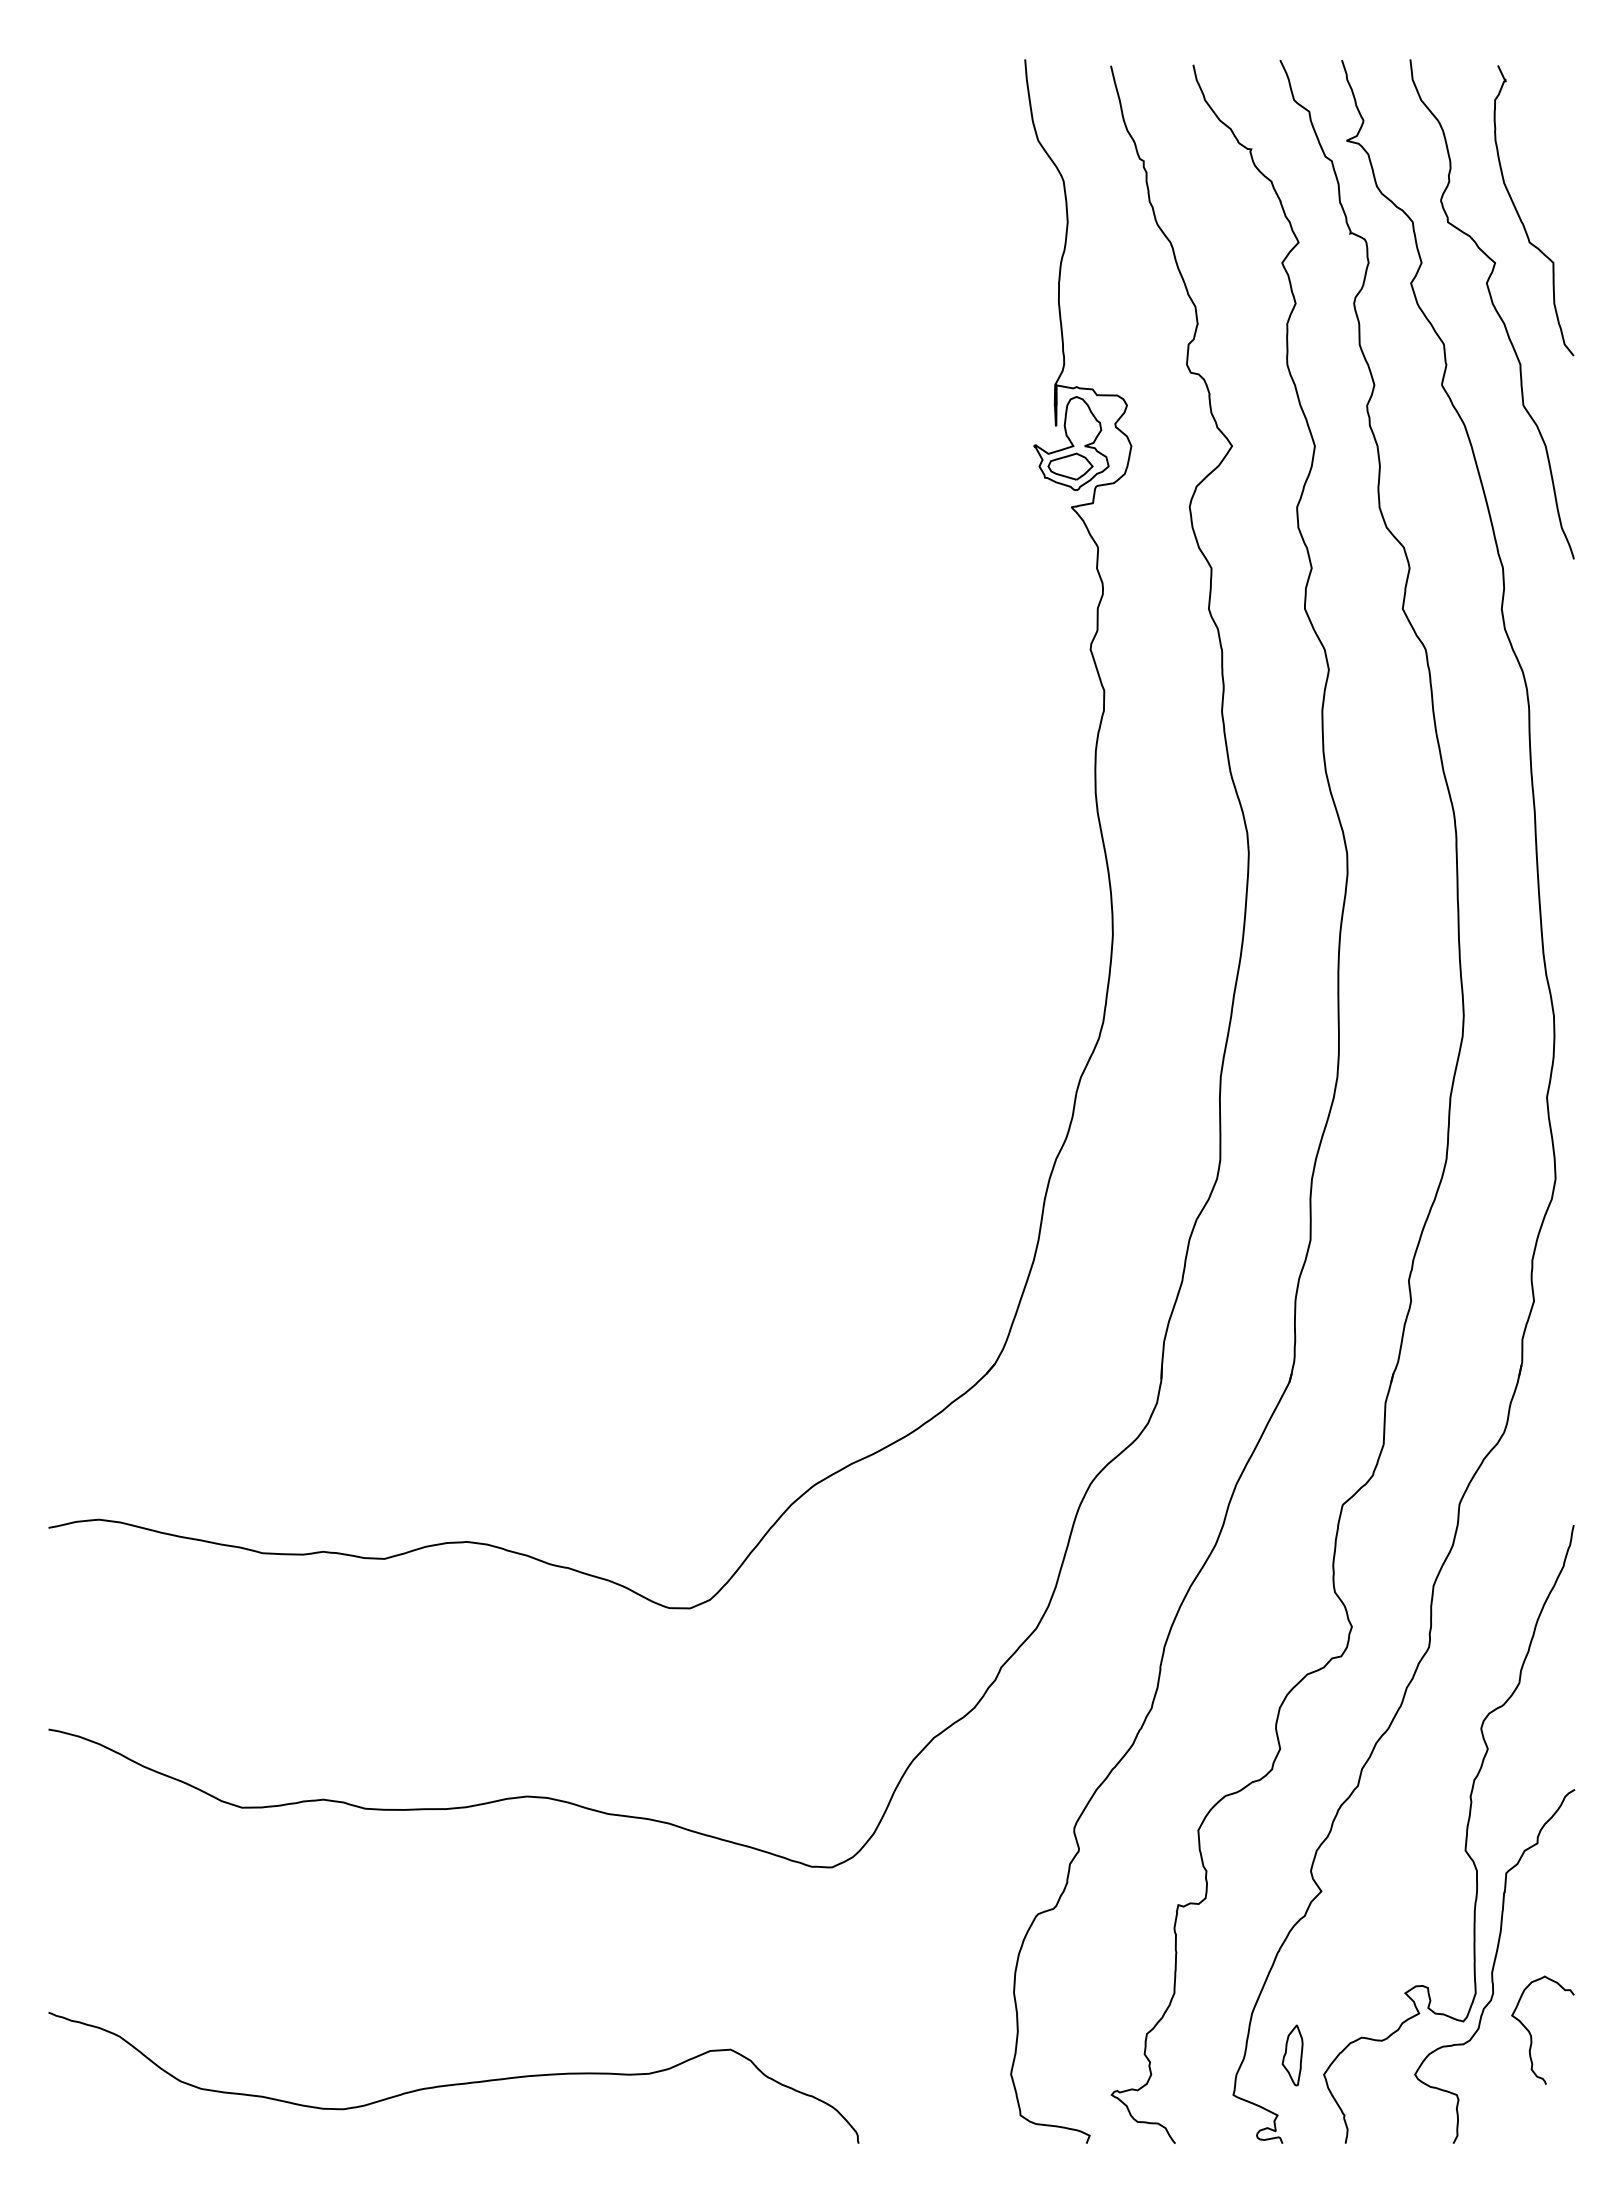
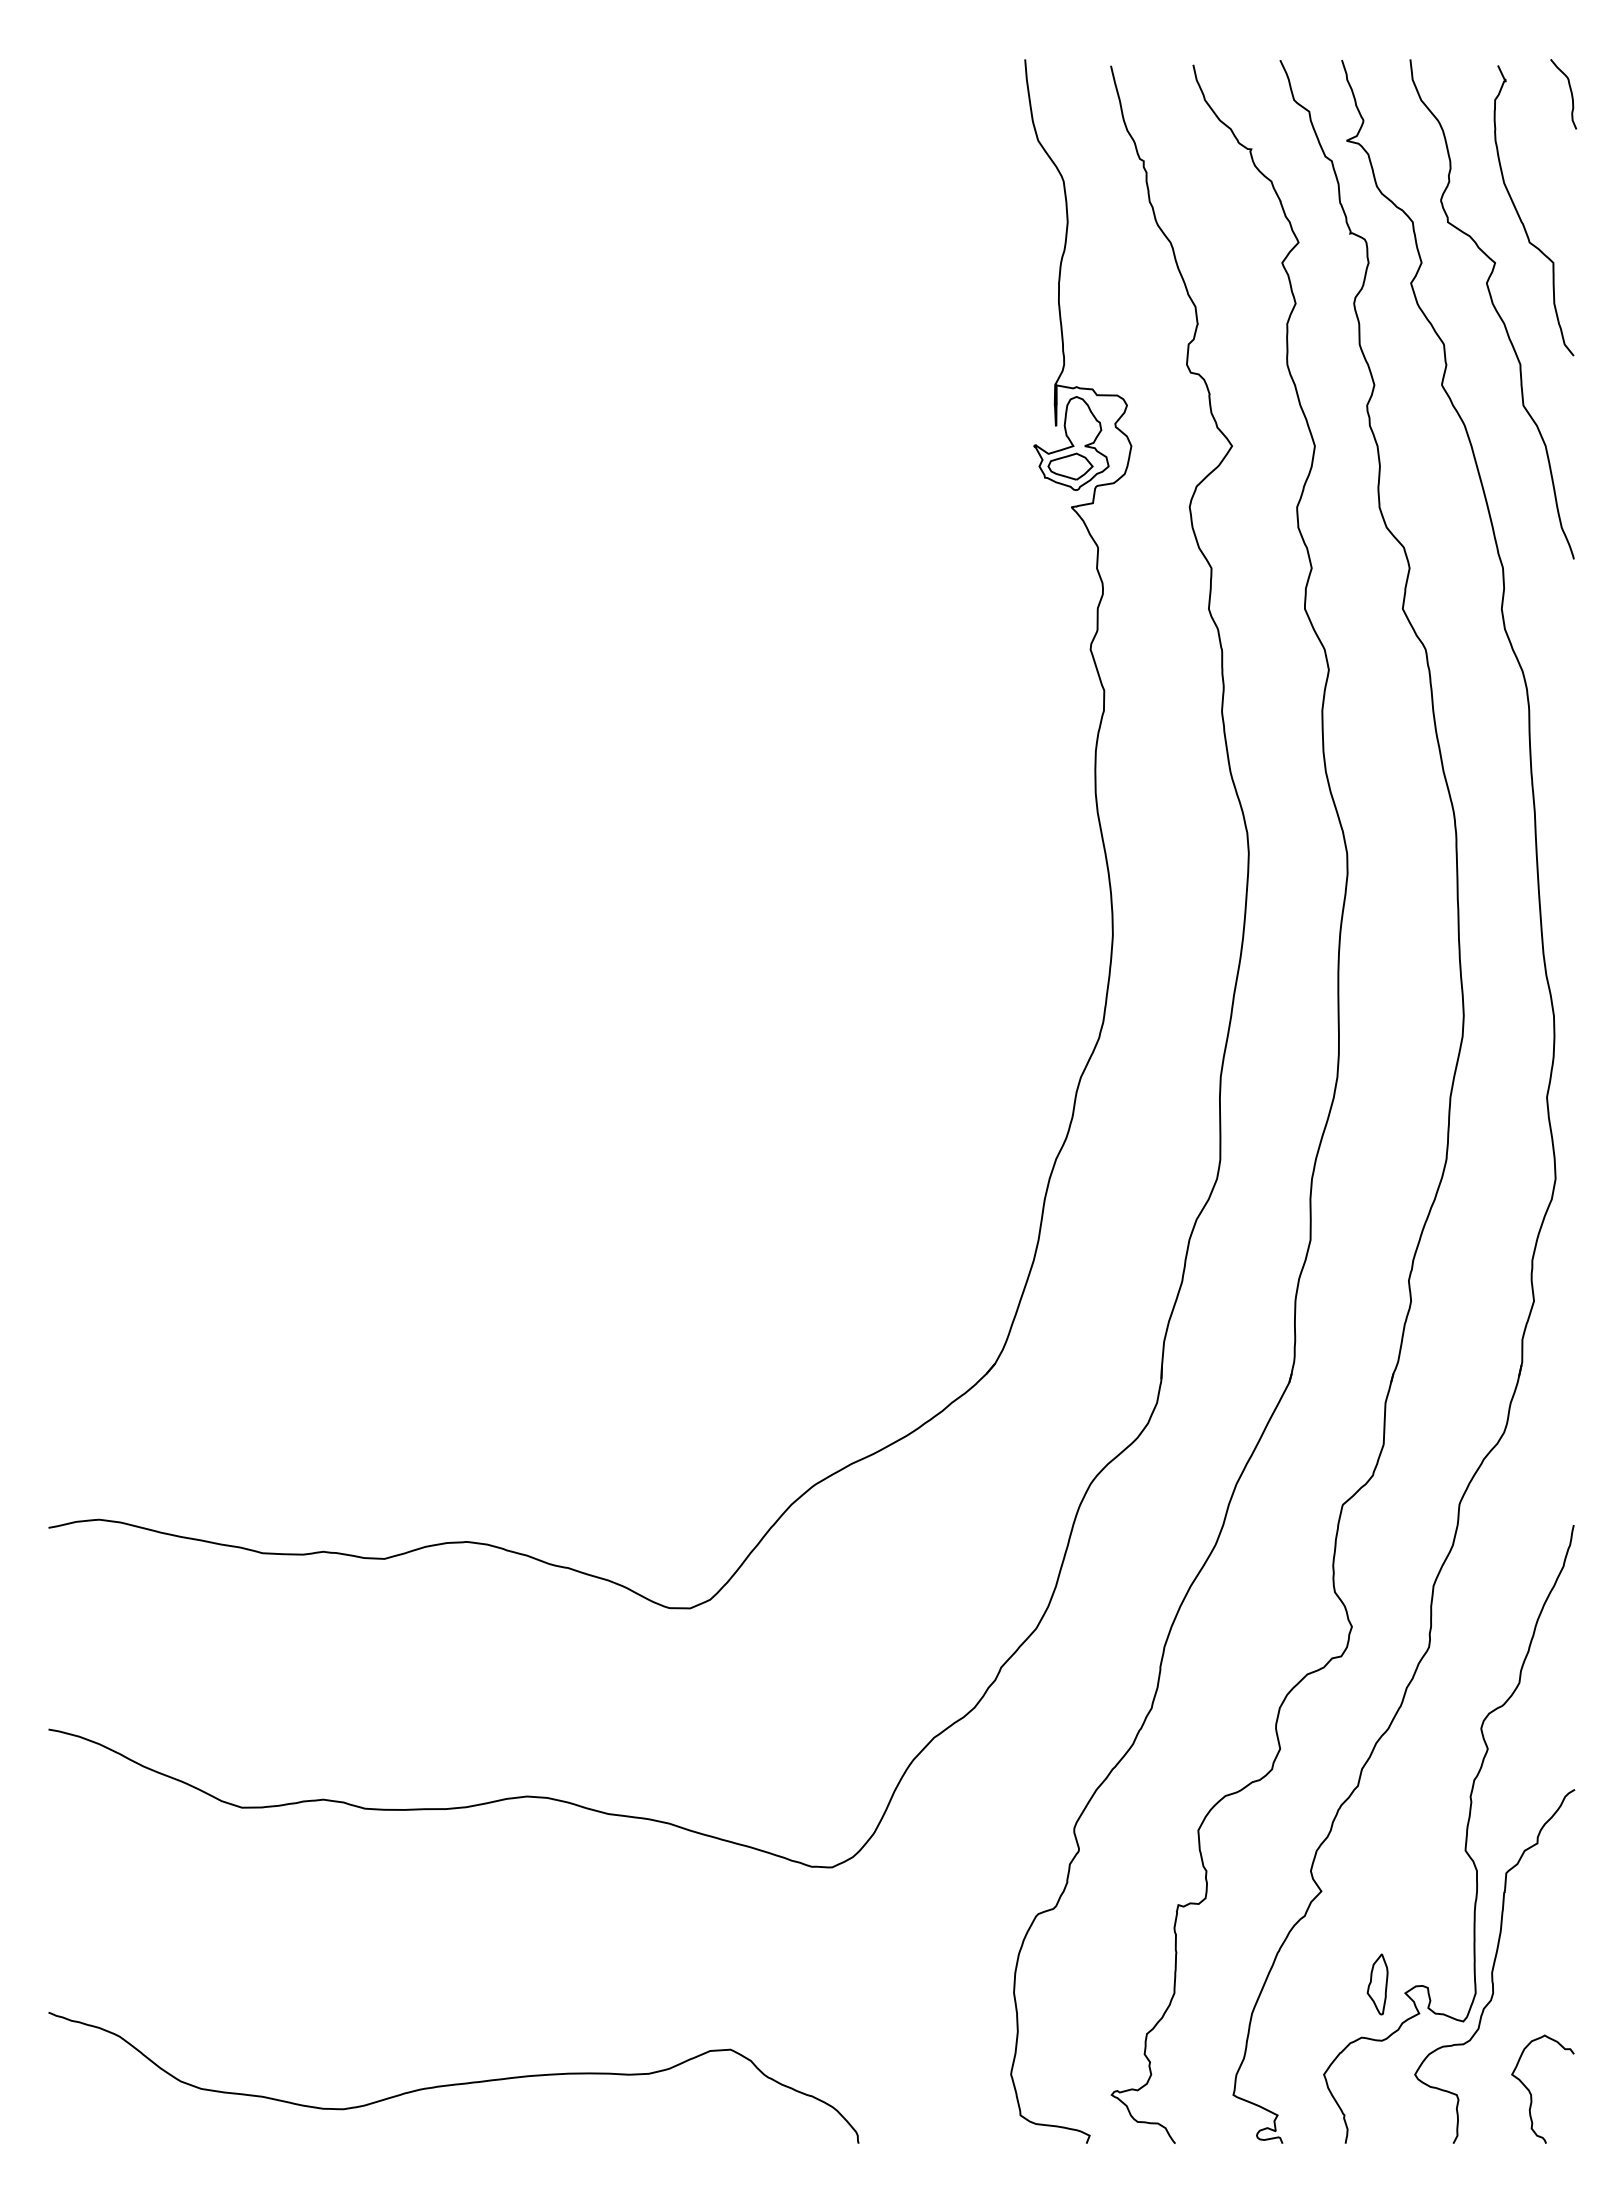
curve: none -> present (1570, 92)
curve position: (1531, 2034) -> (1531, 2093) (1531, 2093)
part position: (1292, 2055) -> (1377, 1984) (1377, 1984)
